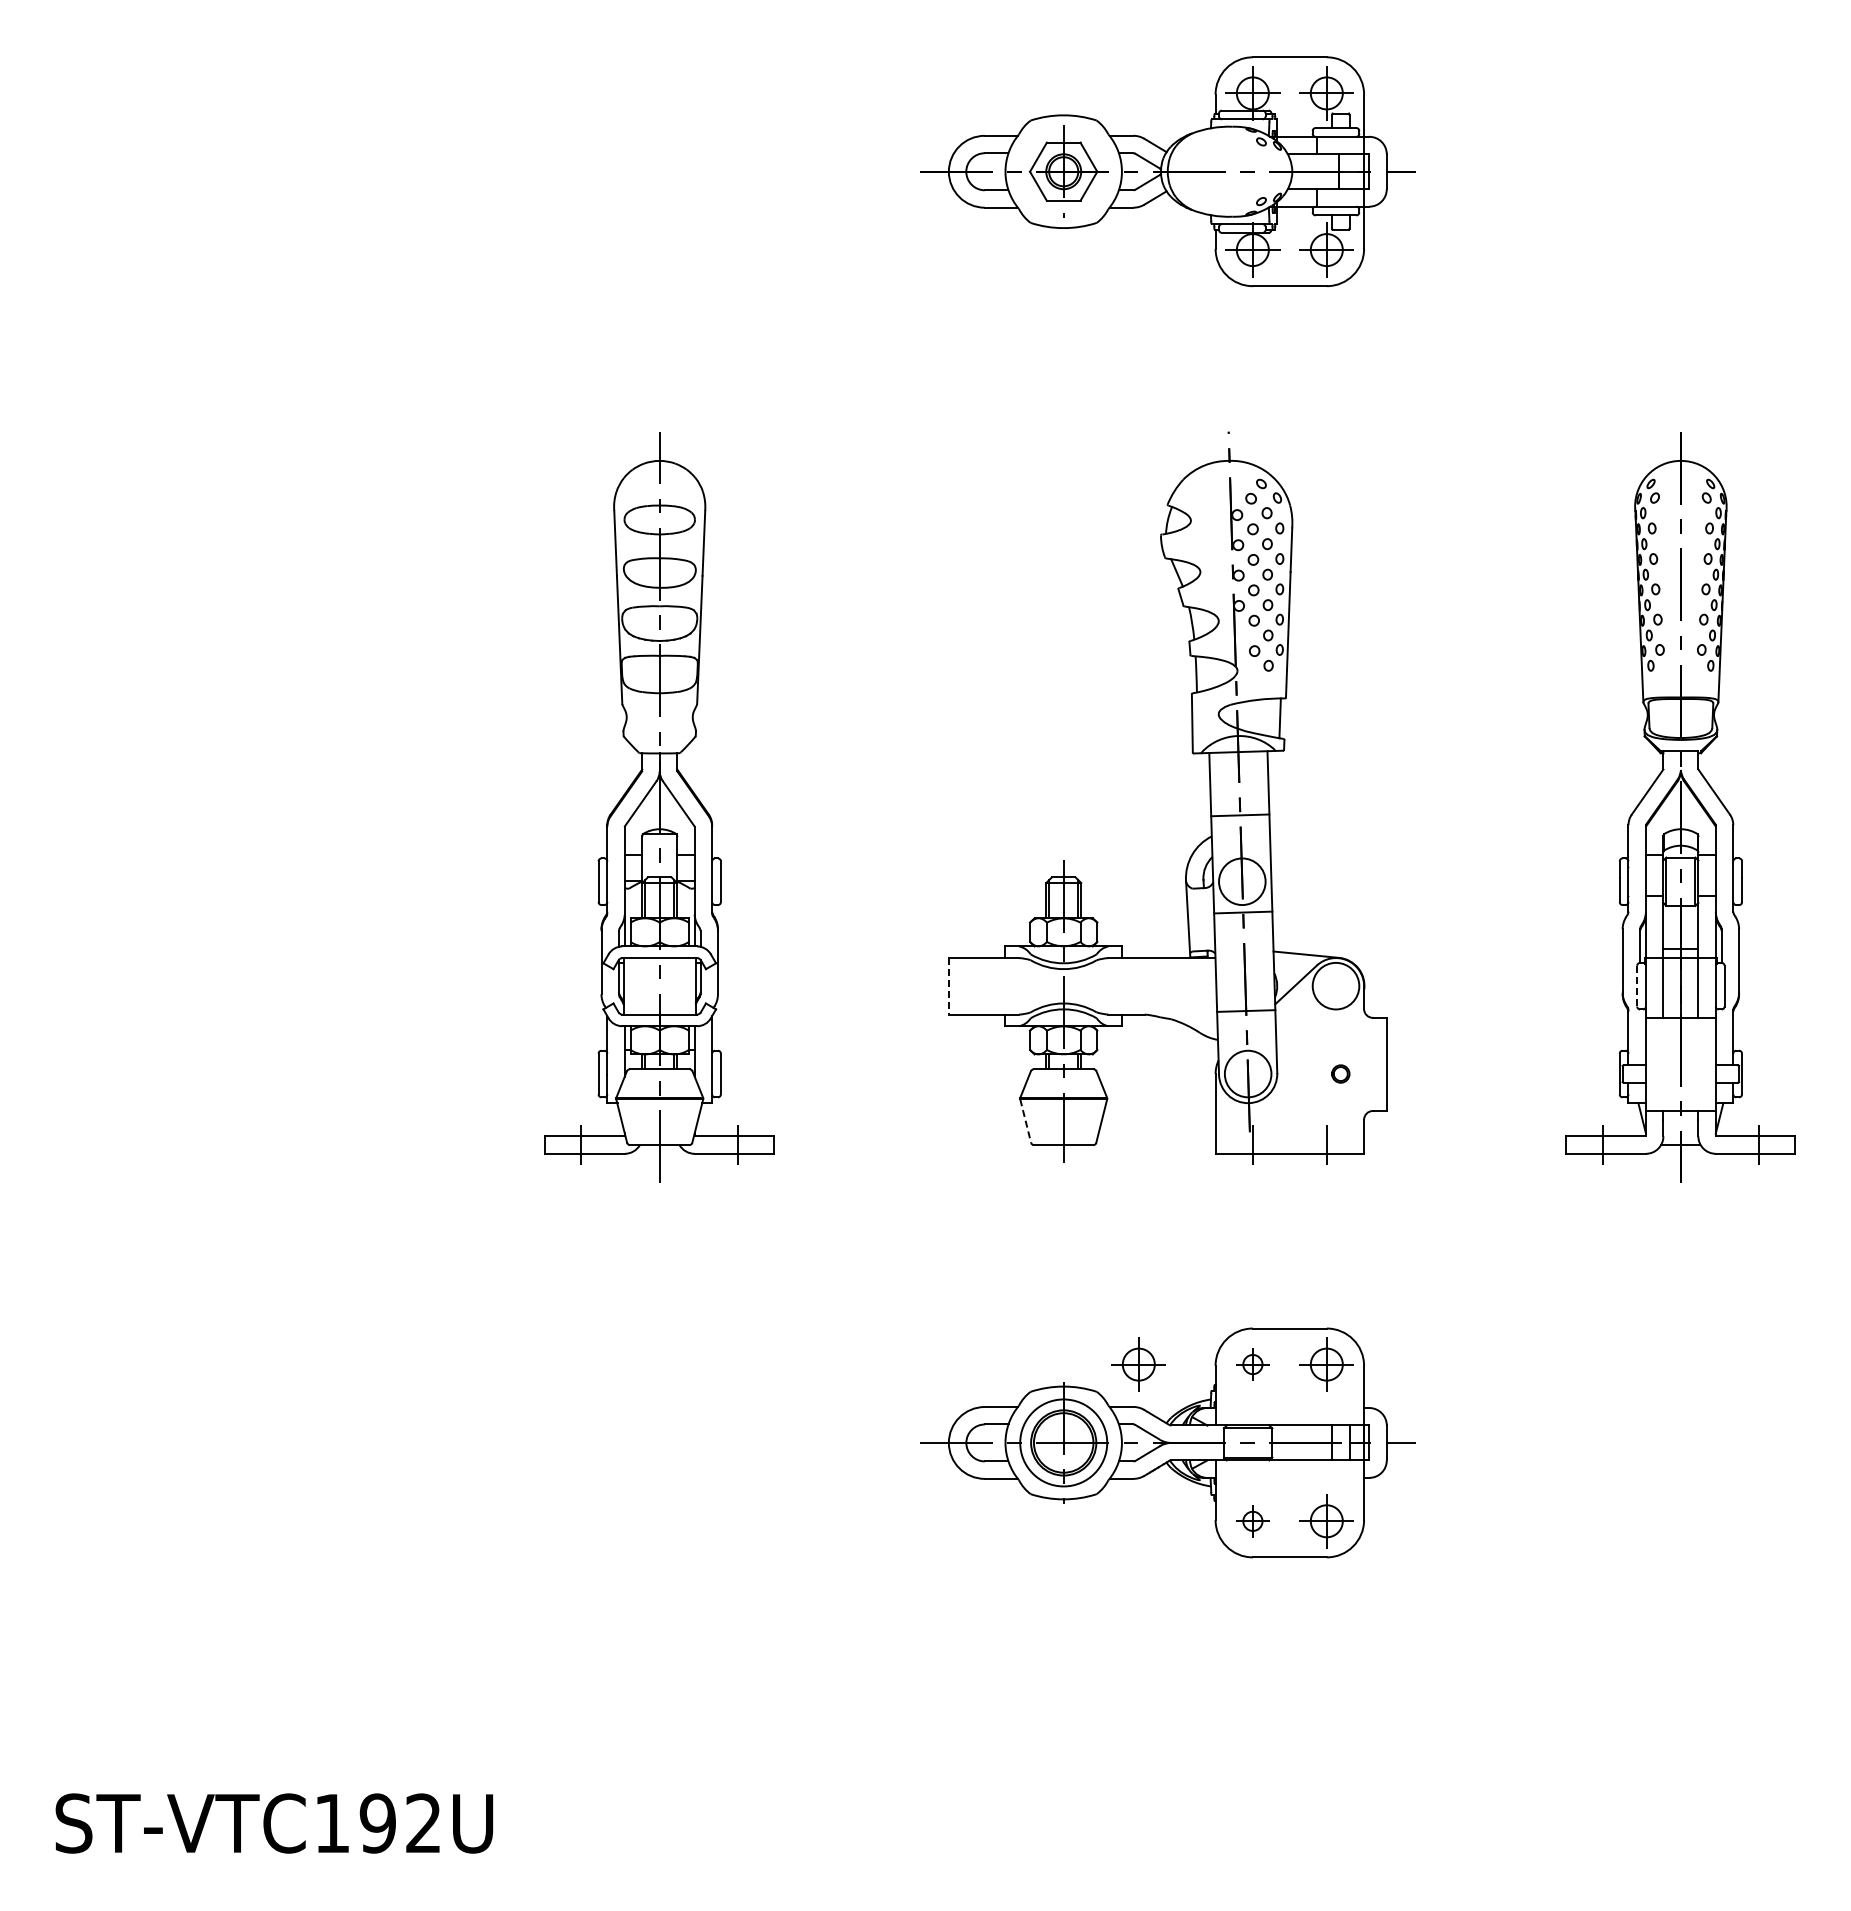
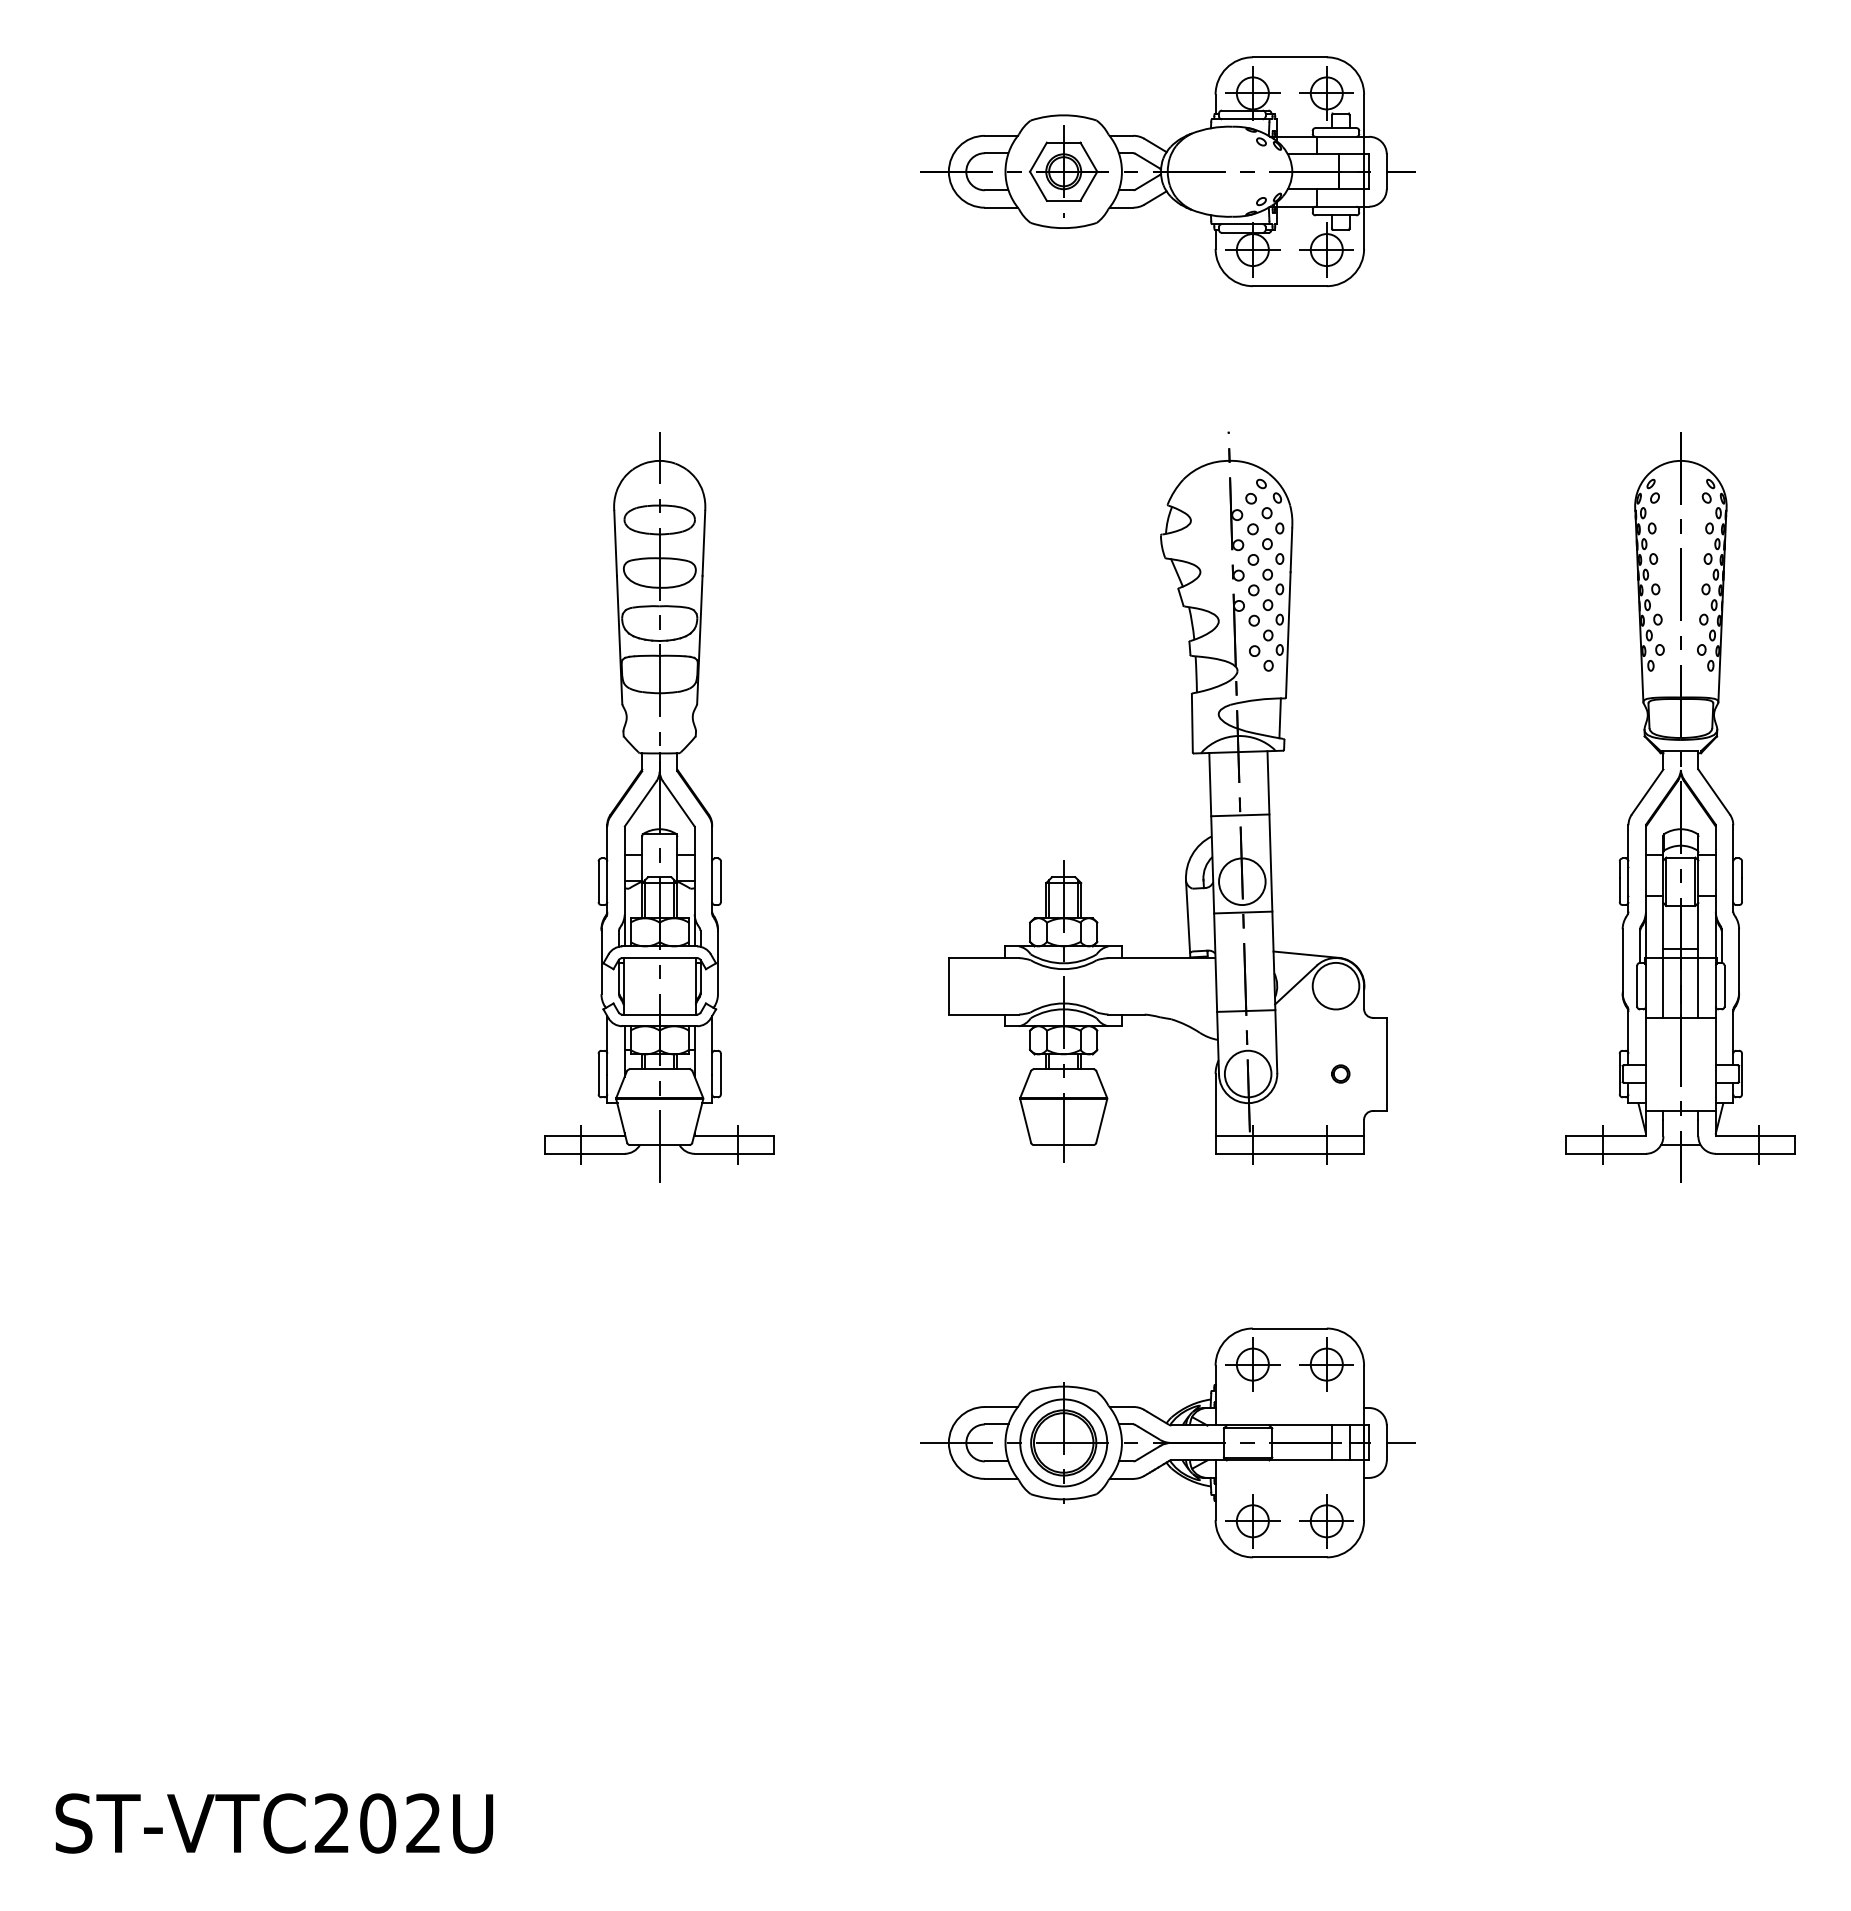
line: dashed -> solid (948, 986)
line: dashed -> solid (1637, 986)
line: dashed -> solid (1025, 1121)
line: none -> present (1289, 1136)
part: present -> none (1138, 1364)
part size: 34x33 px -> 56x55 px (1252, 1364)
part size: 34x33 px -> 56x55 px (1252, 1521)
text: ST-VTC192U -> ST-VTC202U (355, 1823)
